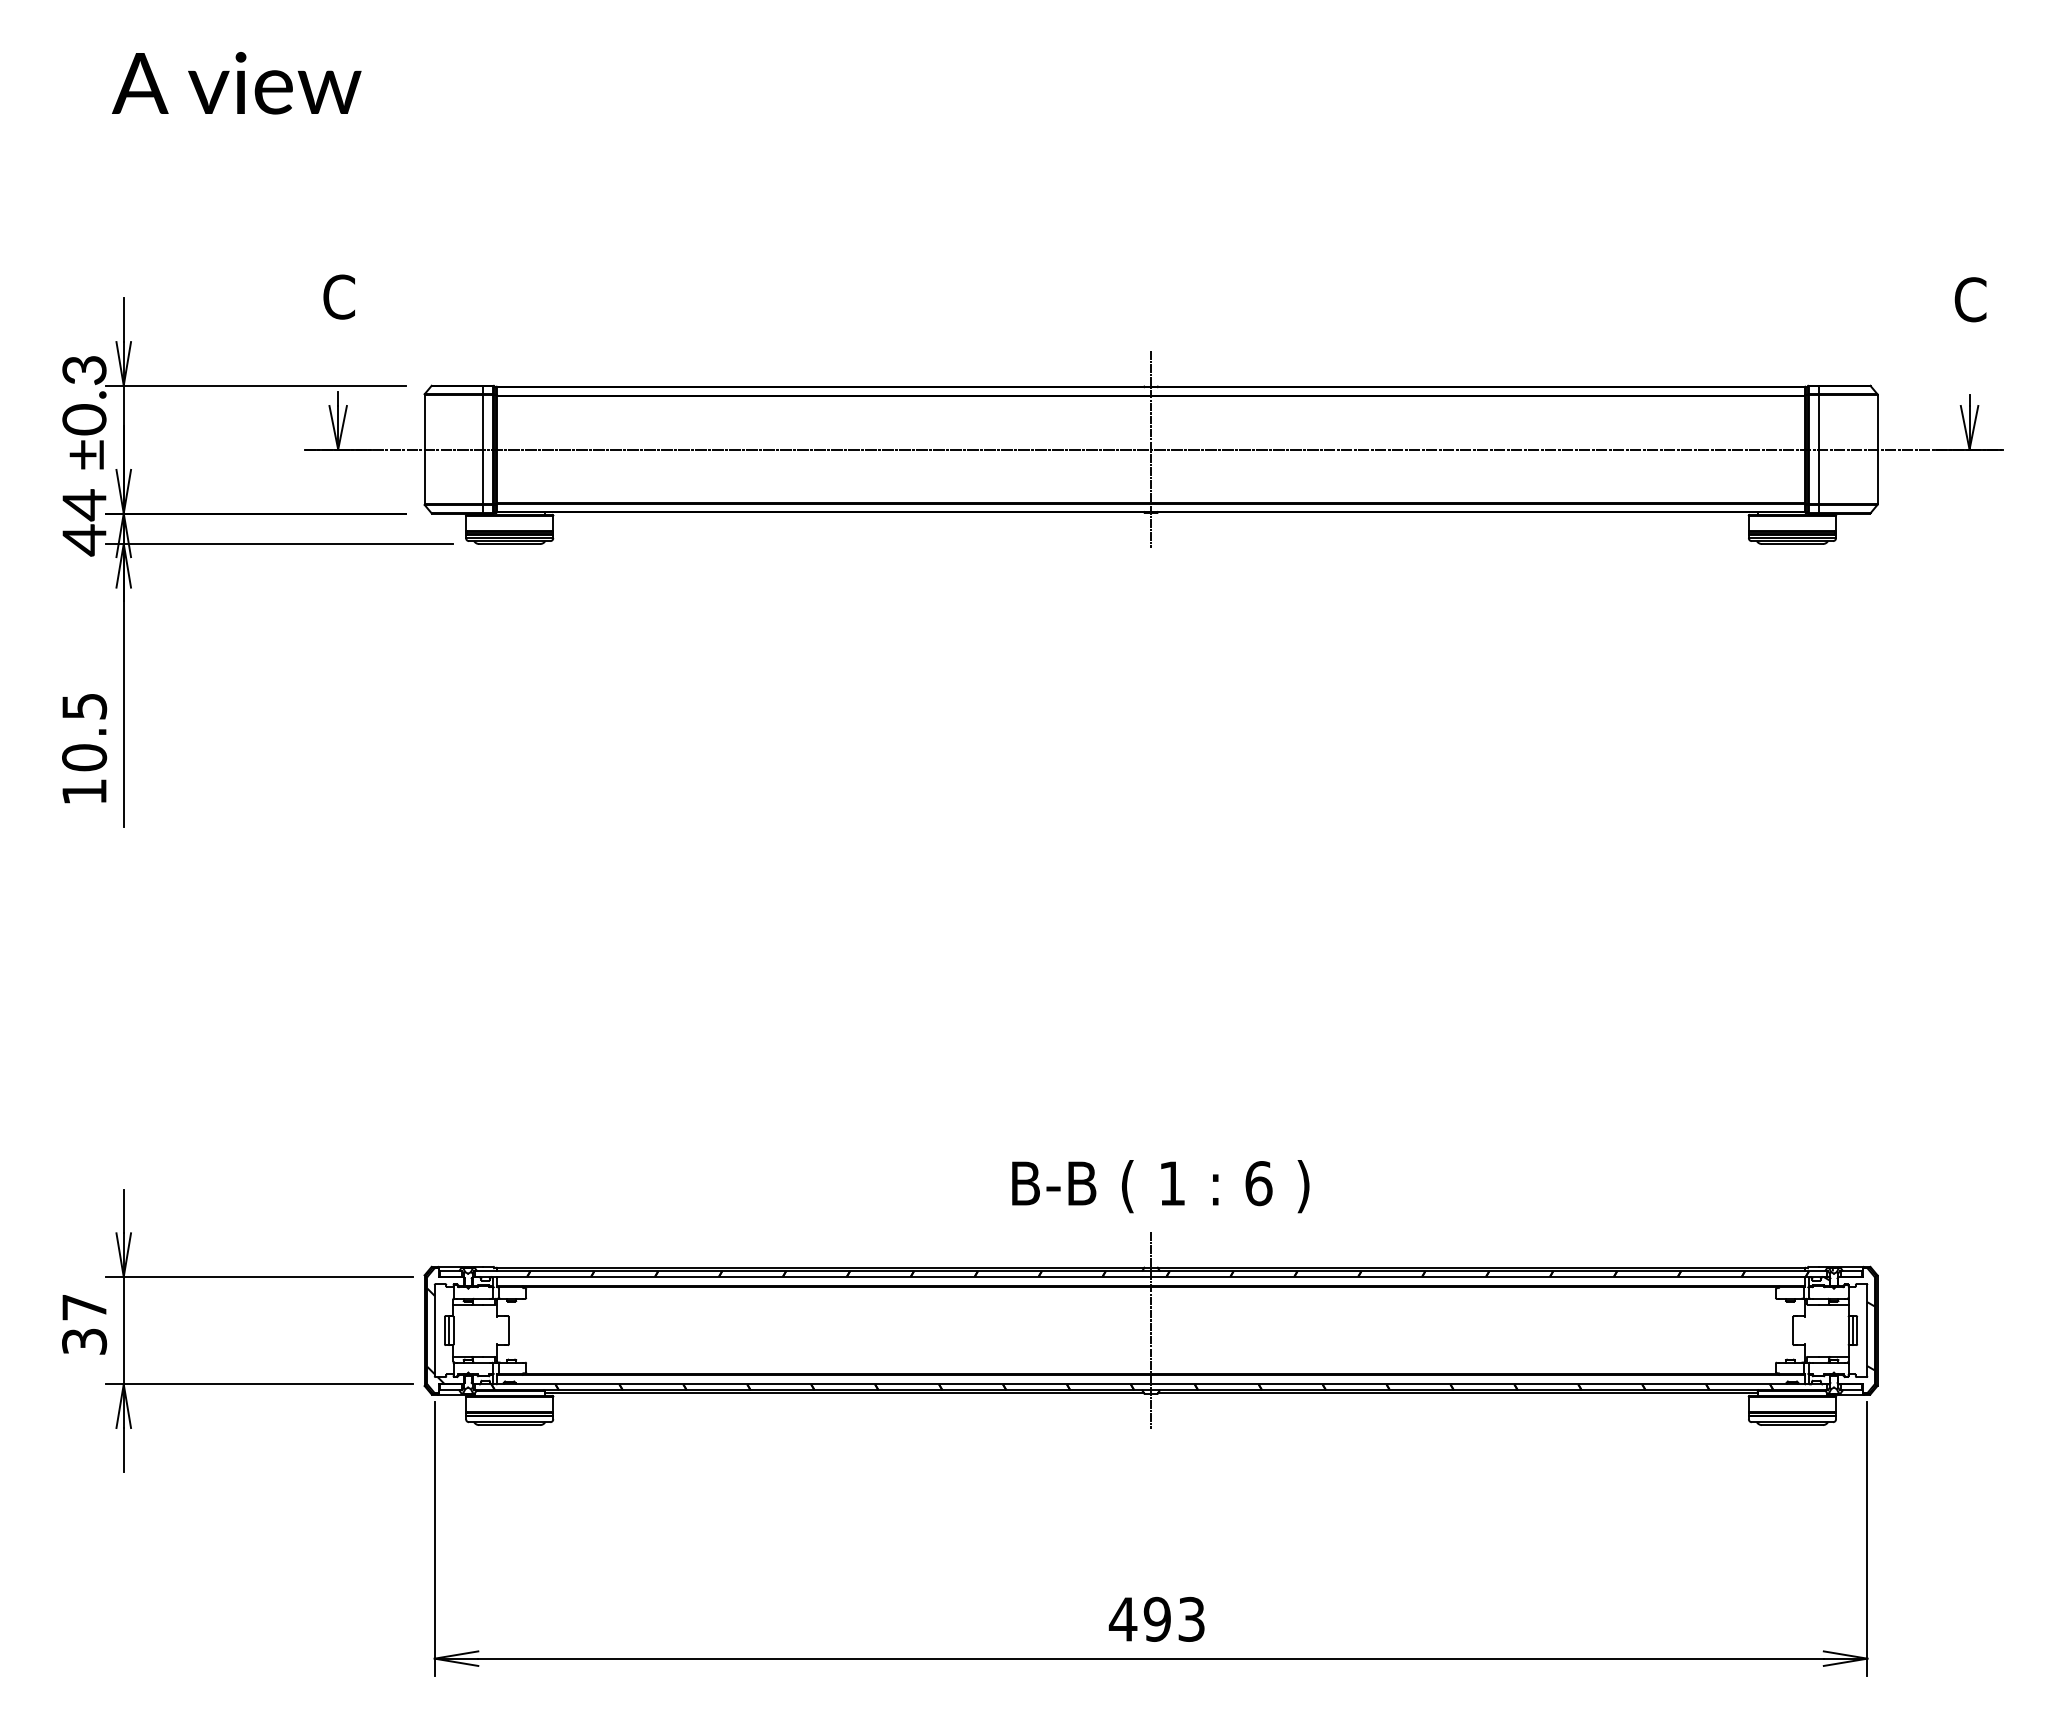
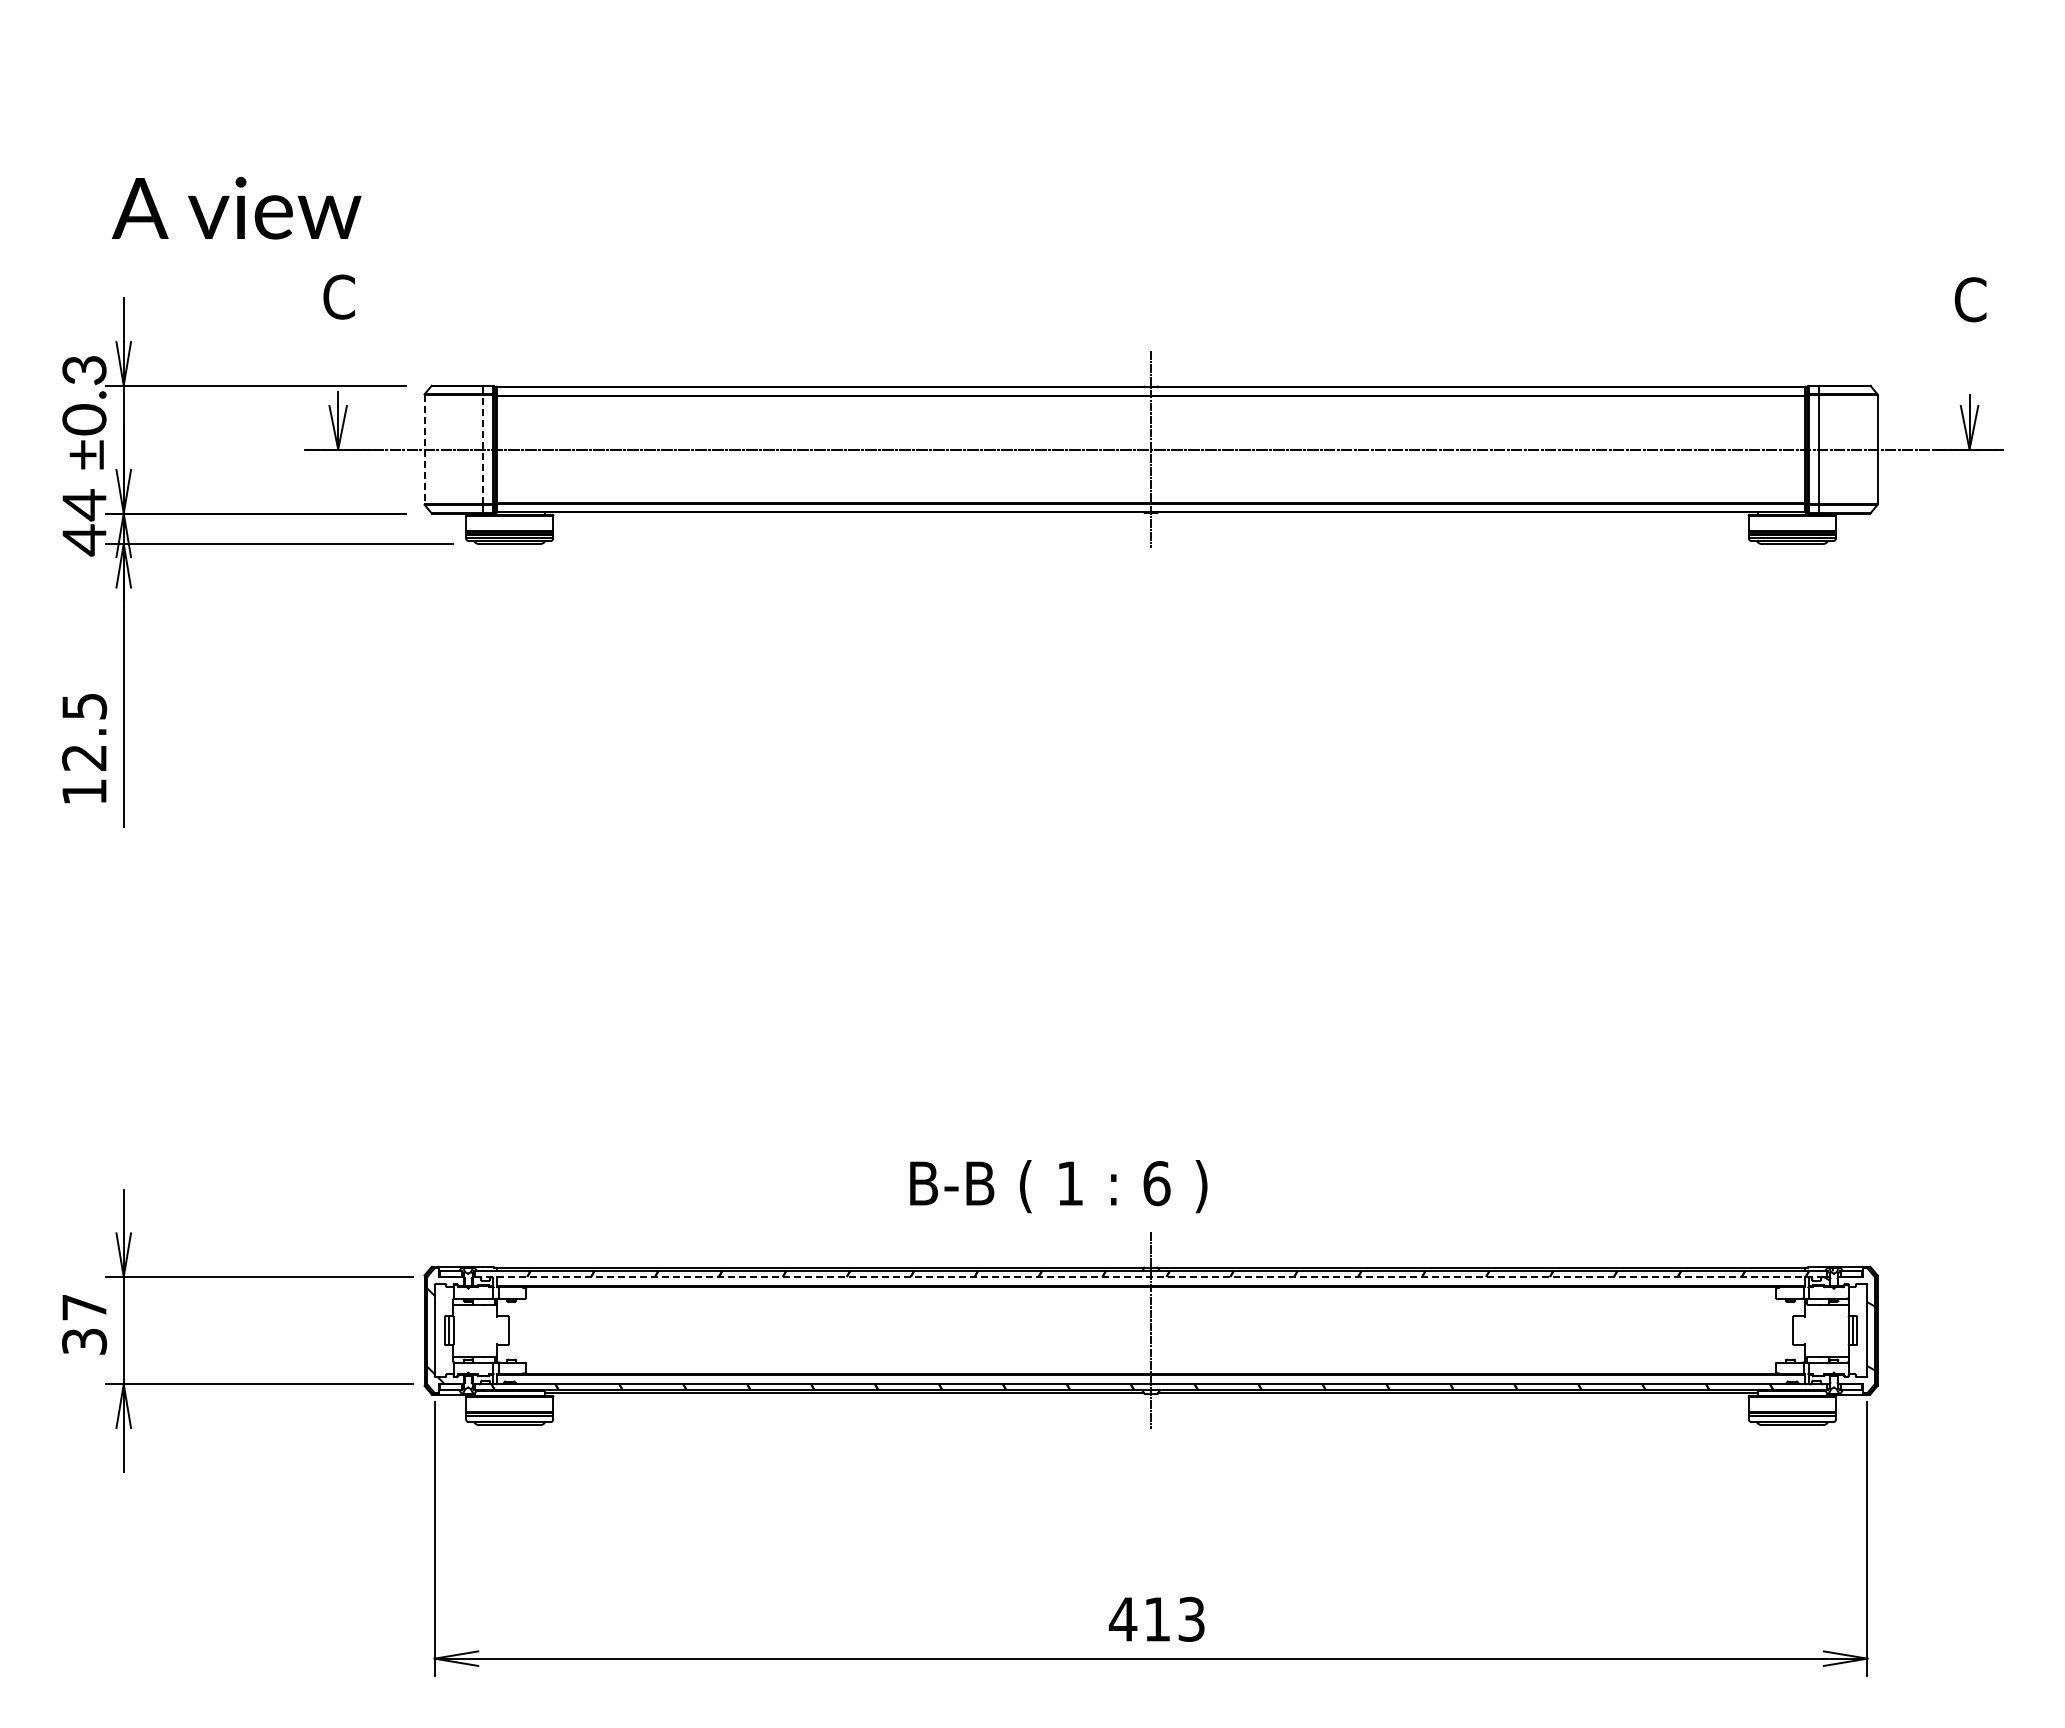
text position: (236, 83) -> (236, 208) (236, 208)
line: solid -> dashed (424, 449)
line: solid -> dashed (482, 449)
text: 10.5 -> 12.5 (84, 757)
text position: (1160, 1186) -> (1058, 1186) (1058, 1186)
line: solid -> dashed (1151, 1276)
text: 493 -> 413 (1156, 1618)
